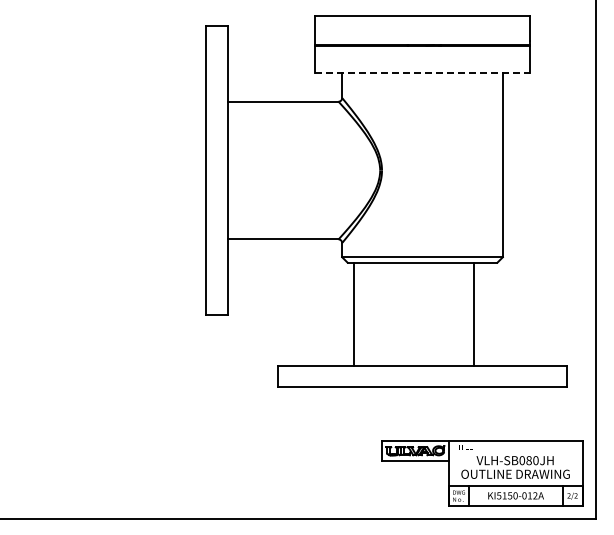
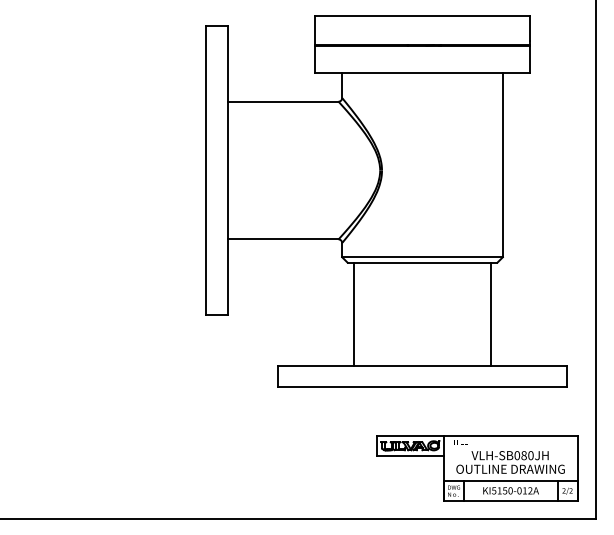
line: dashed -> solid (423, 73)
line position: (474, 313) -> (491, 313) (491, 313)
part position: (482, 473) -> (477, 468) (477, 468)
